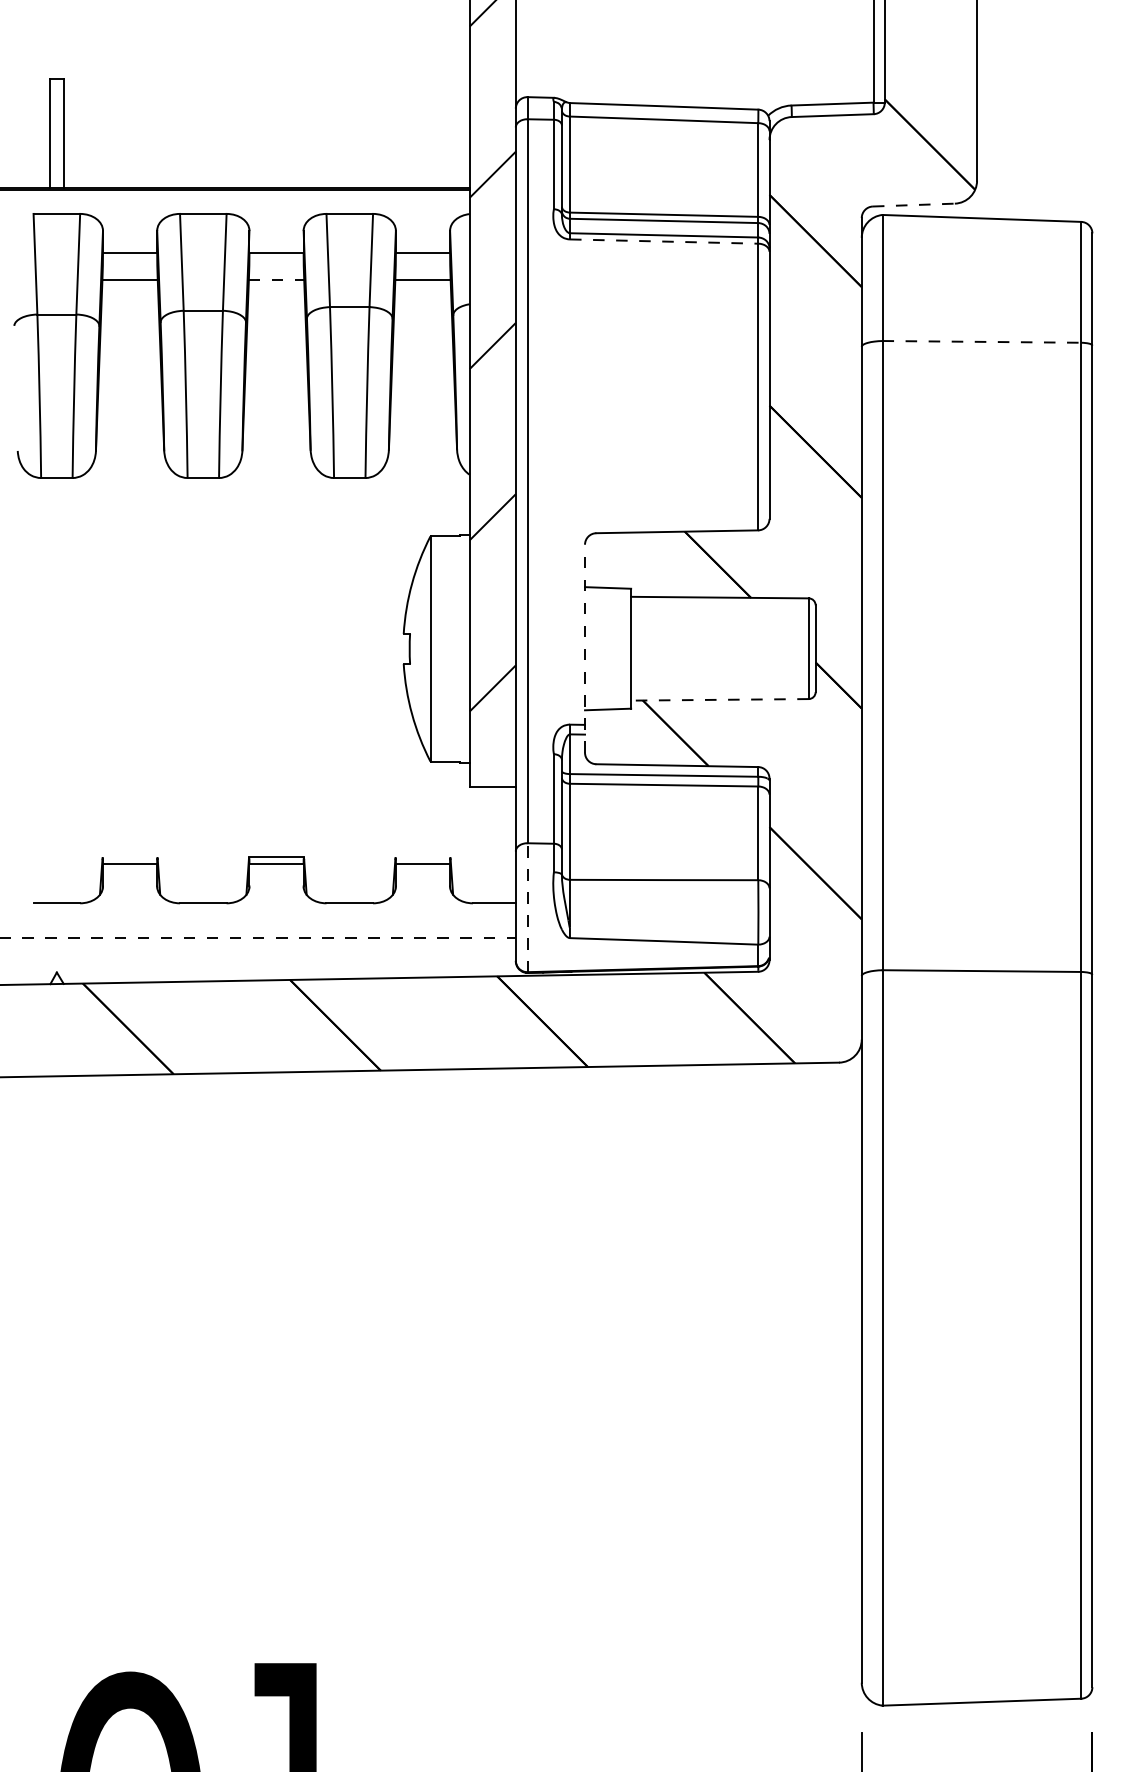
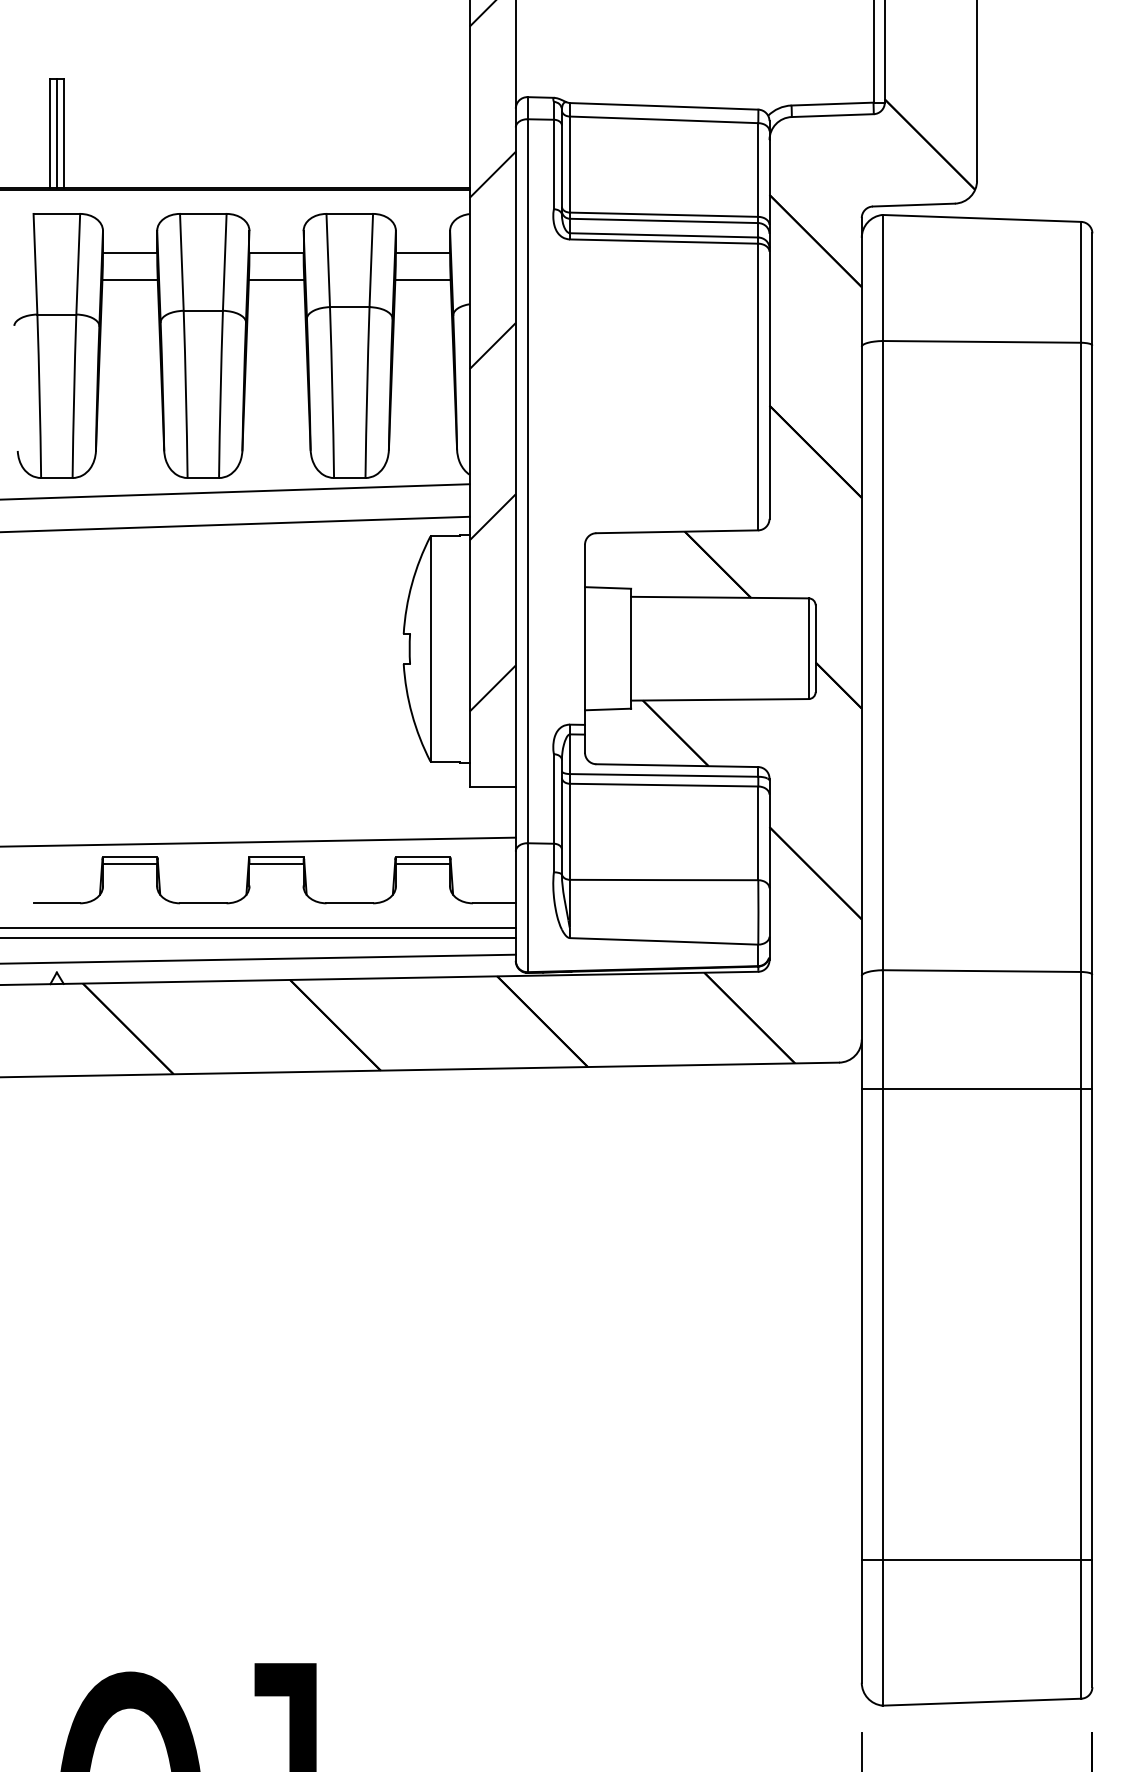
line: none -> present (56, 133)
line: dashed -> solid (913, 205)
line: dashed -> solid (664, 241)
line: dashed -> solid (276, 280)
line: dashed -> solid (982, 341)
line: none -> present (235, 491)
line: none -> present (235, 524)
line: dashed -> solid (585, 648)
line: dashed -> solid (719, 699)
line: none -> present (258, 841)
line: none -> present (129, 857)
line: none -> present (422, 857)
line: dashed -> solid (527, 908)
line: none -> present (258, 927)
line: dashed -> solid (258, 938)
line: none -> present (258, 958)
line: none -> present (976, 1088)
line: none -> present (976, 1559)
